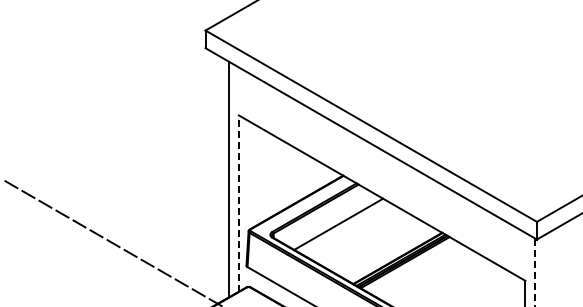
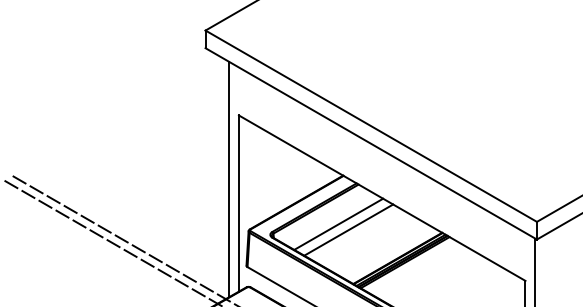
line: dashed -> solid (238, 203)
line: none -> present (348, 229)
line: none -> present (122, 239)
line: dashed -> solid (535, 272)
